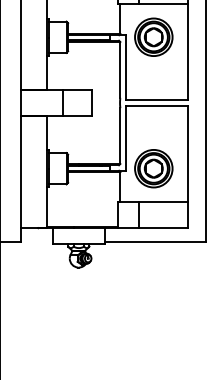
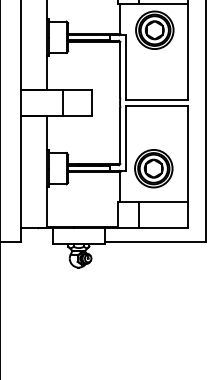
part position: (153, 36) -> (154, 29) (154, 29)
